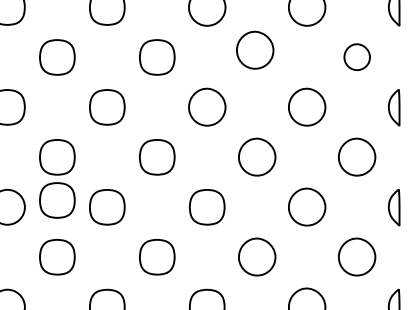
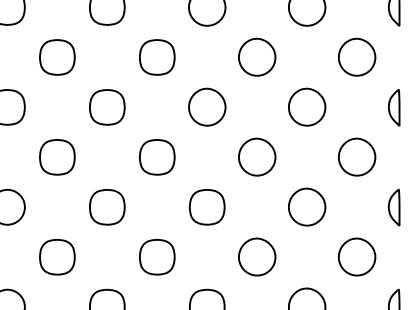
part position: (255, 49) -> (257, 56) (257, 56)
part size: 28x28 px -> 39x40 px (357, 56)
part: present -> none (57, 200)
